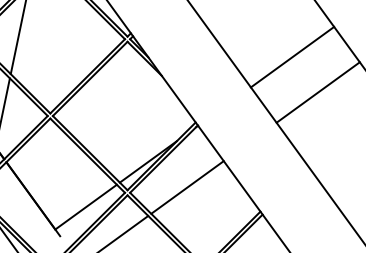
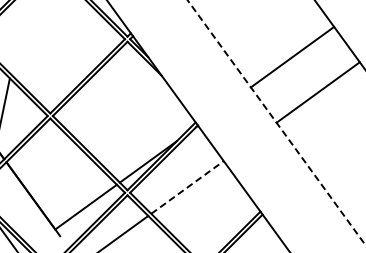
line: present -> none (17, 38)
line: solid -> dashed (277, 123)
line: solid -> dashed (187, 187)
